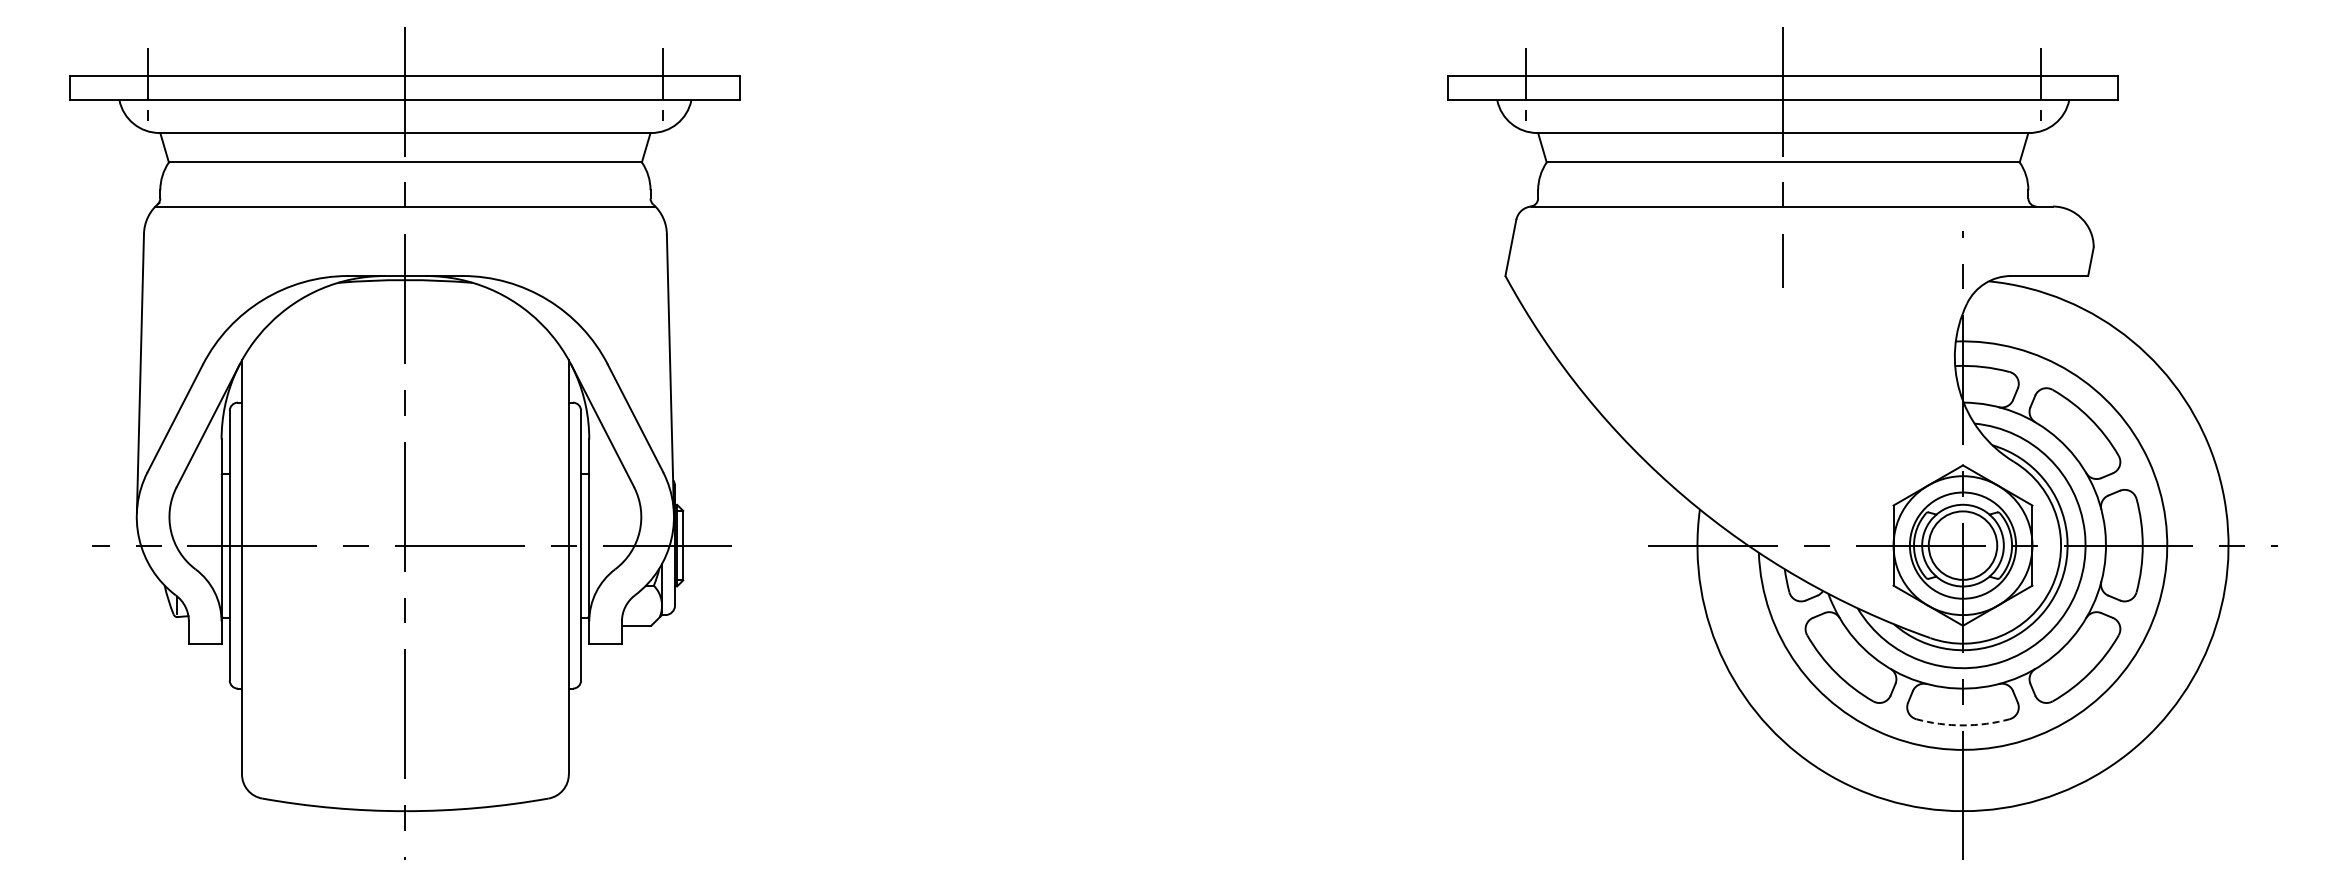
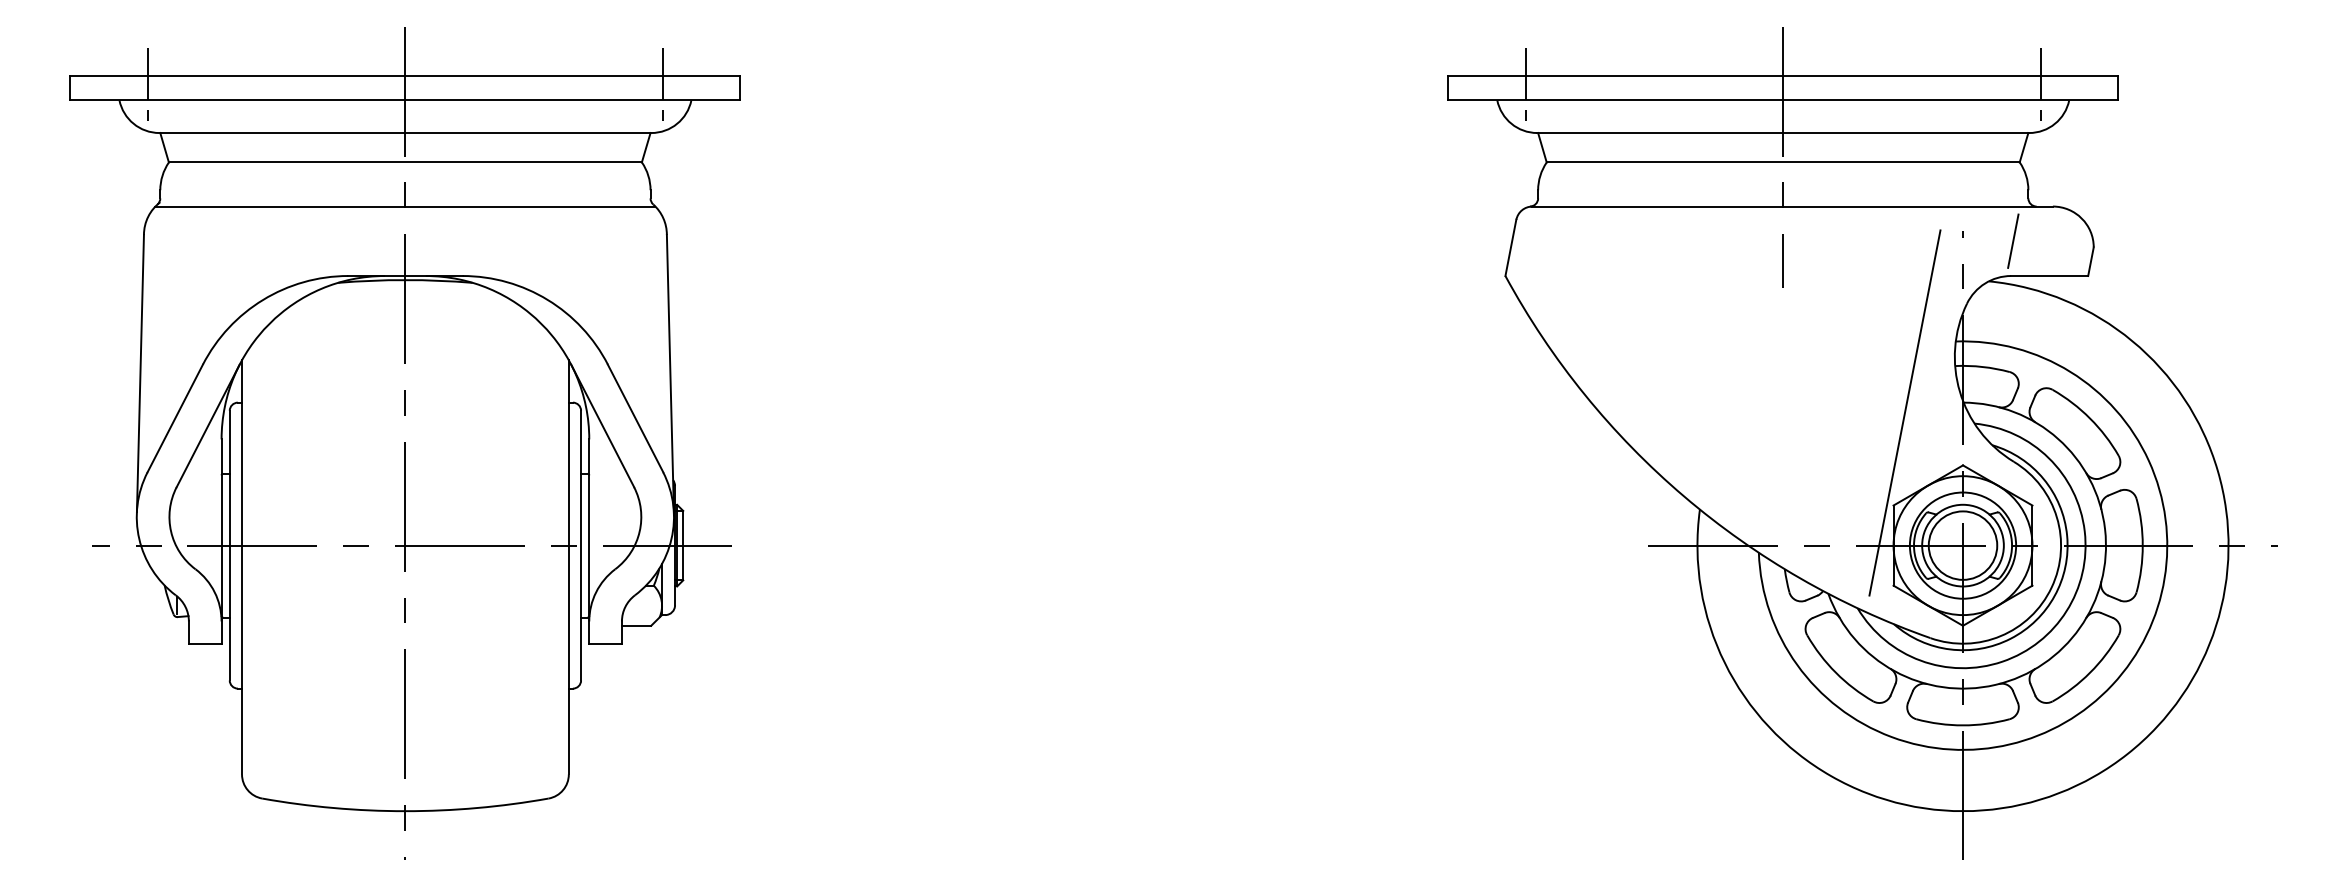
line: none -> present (2013, 240)
line: none -> present (1904, 412)
arc: dashed -> solid (1963, 725)
